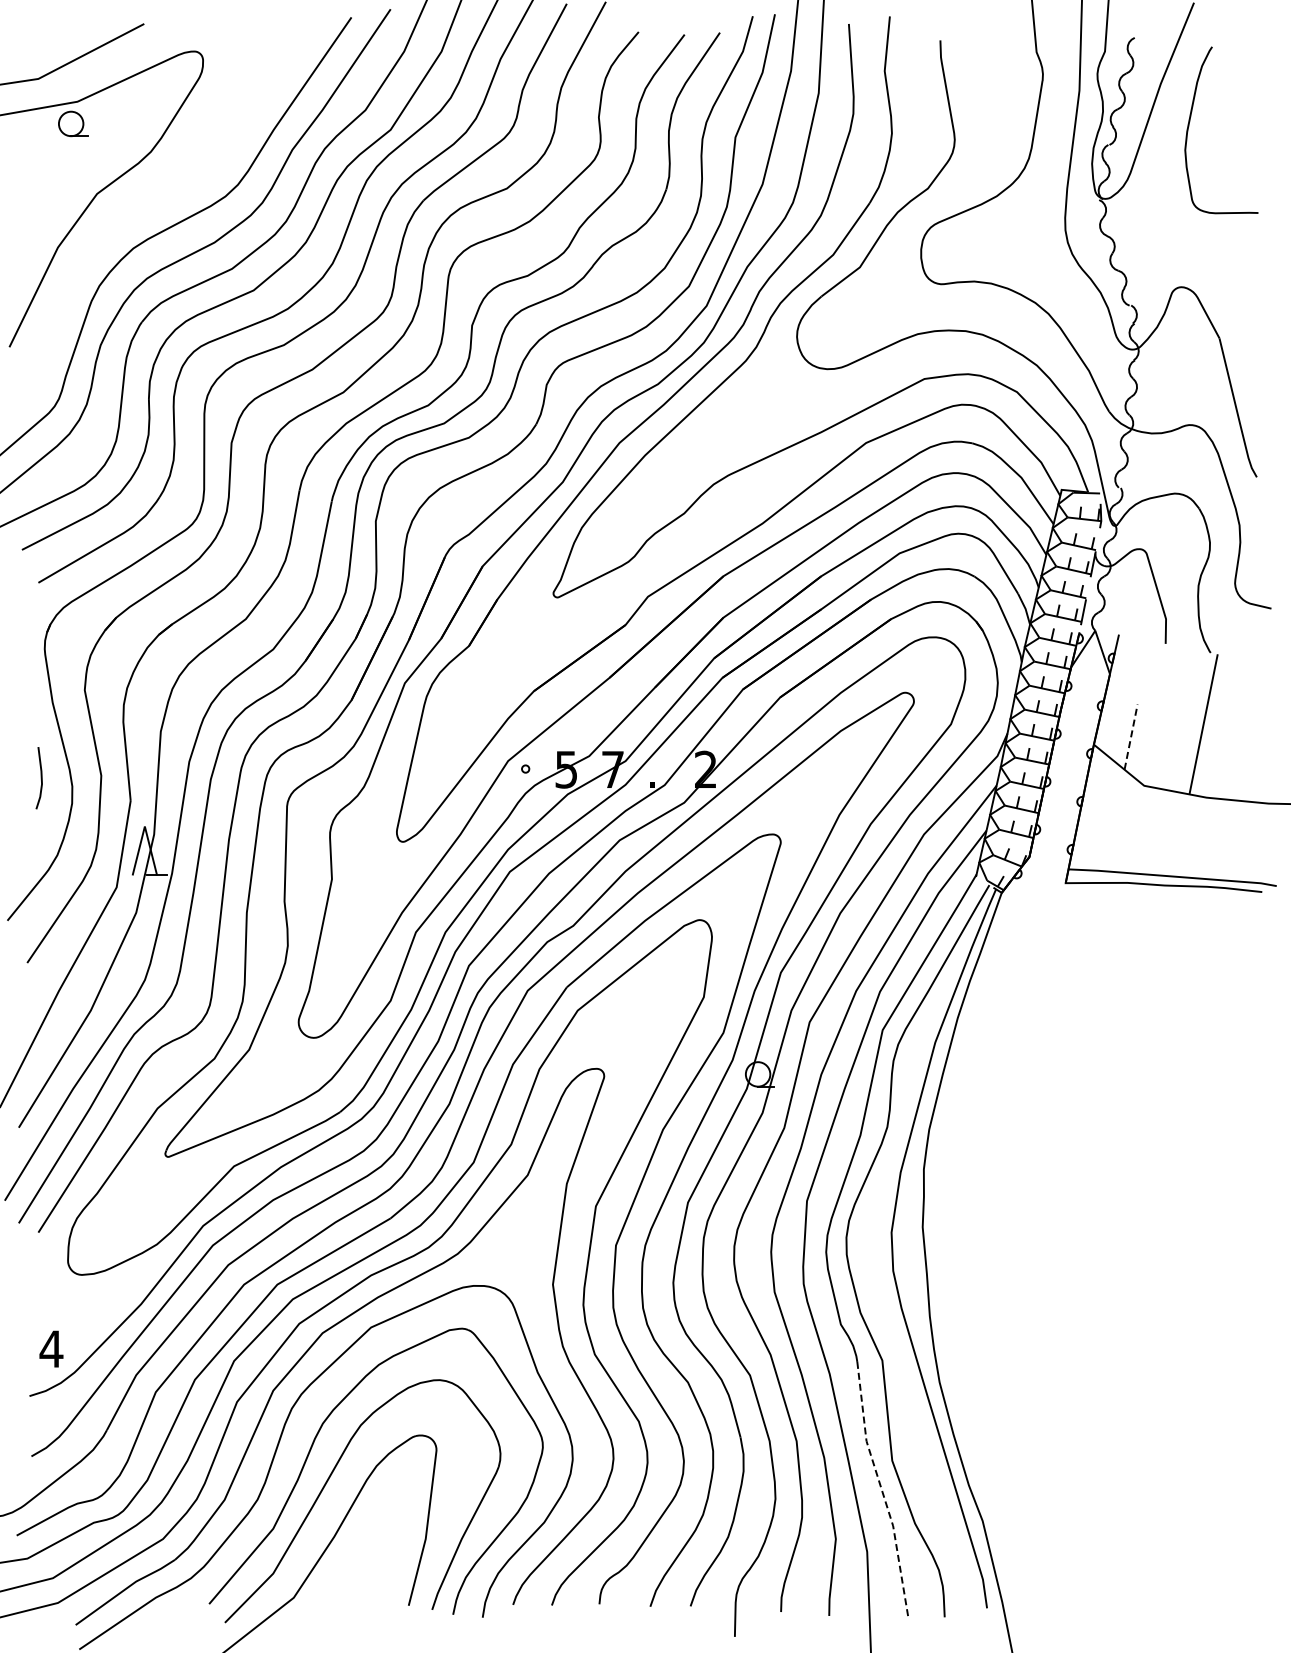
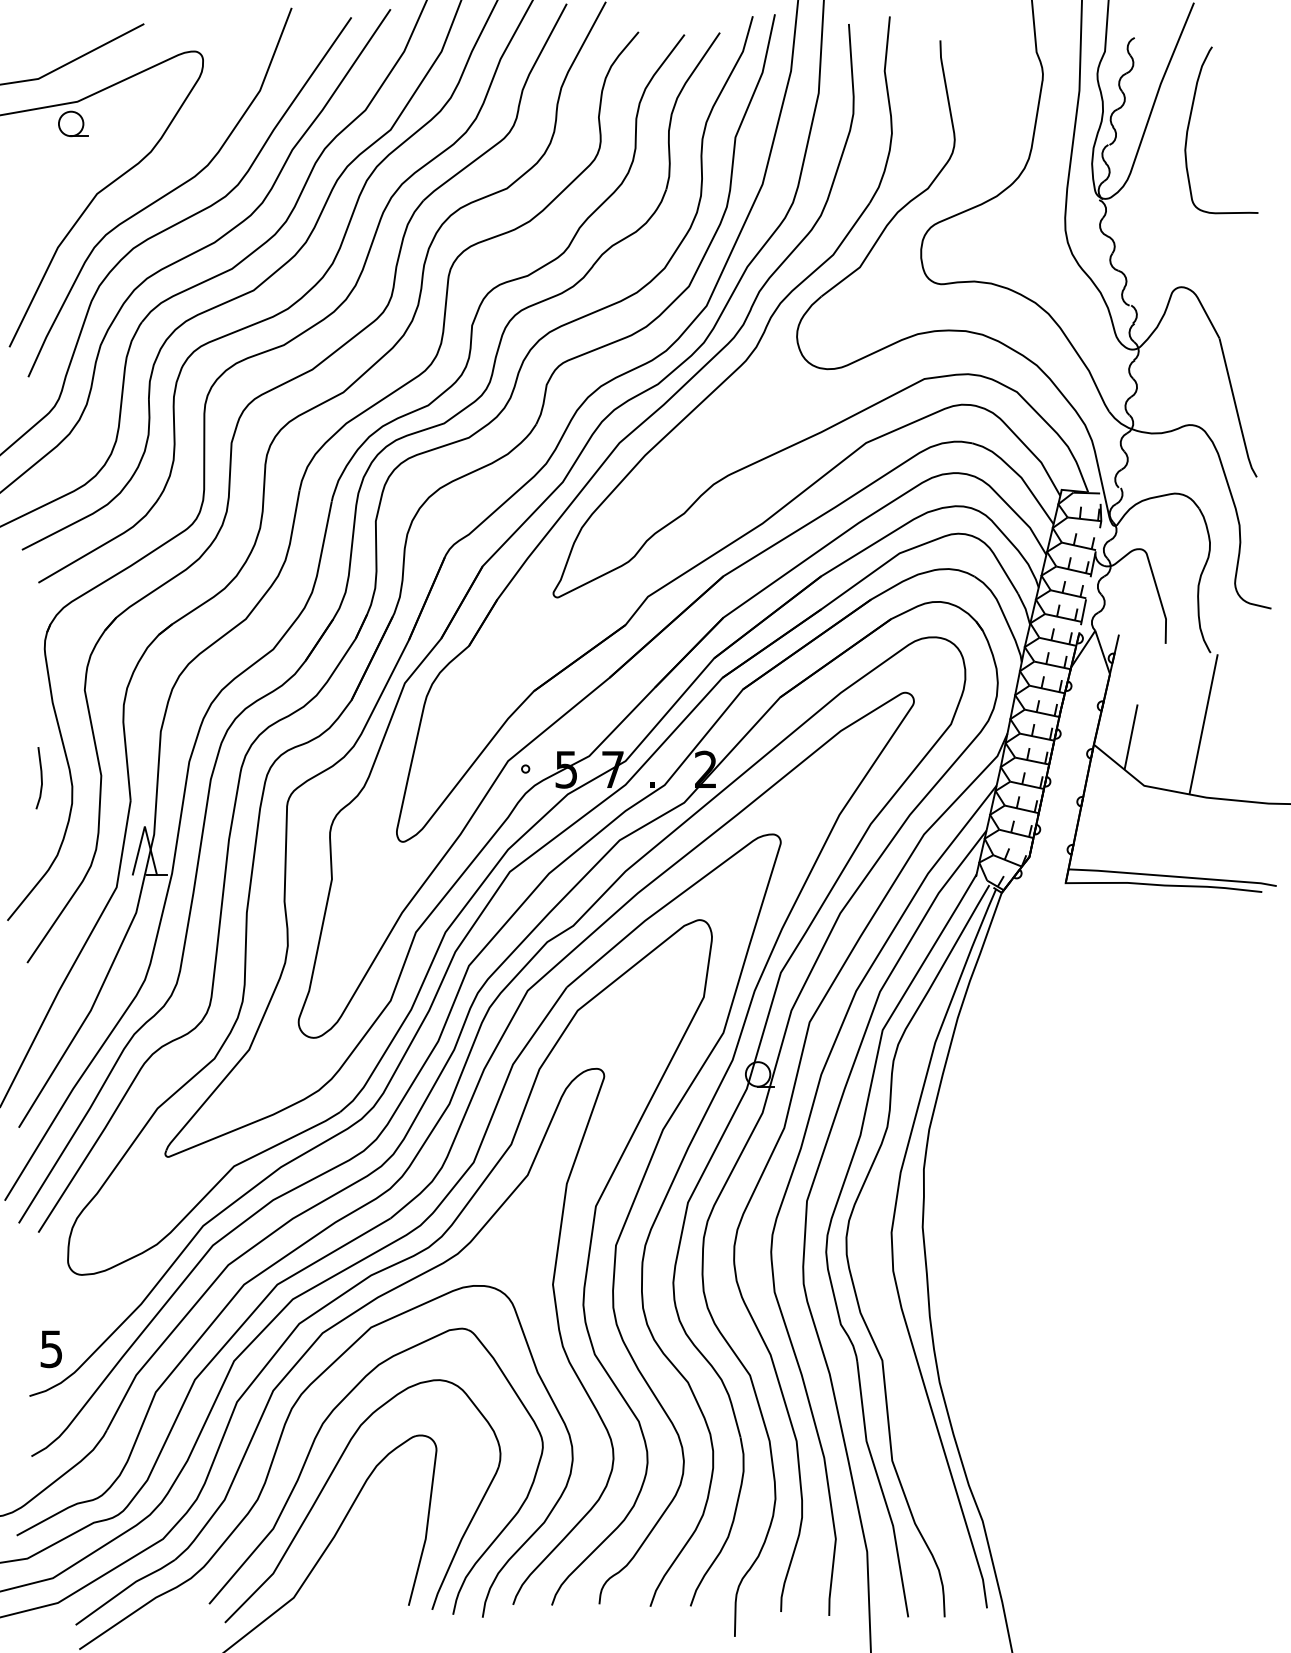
curve: none -> present (161, 196)
line: dashed -> solid (1131, 736)
text: 4 -> 5 (51, 1349)
line: dashed -> solid (881, 1489)
